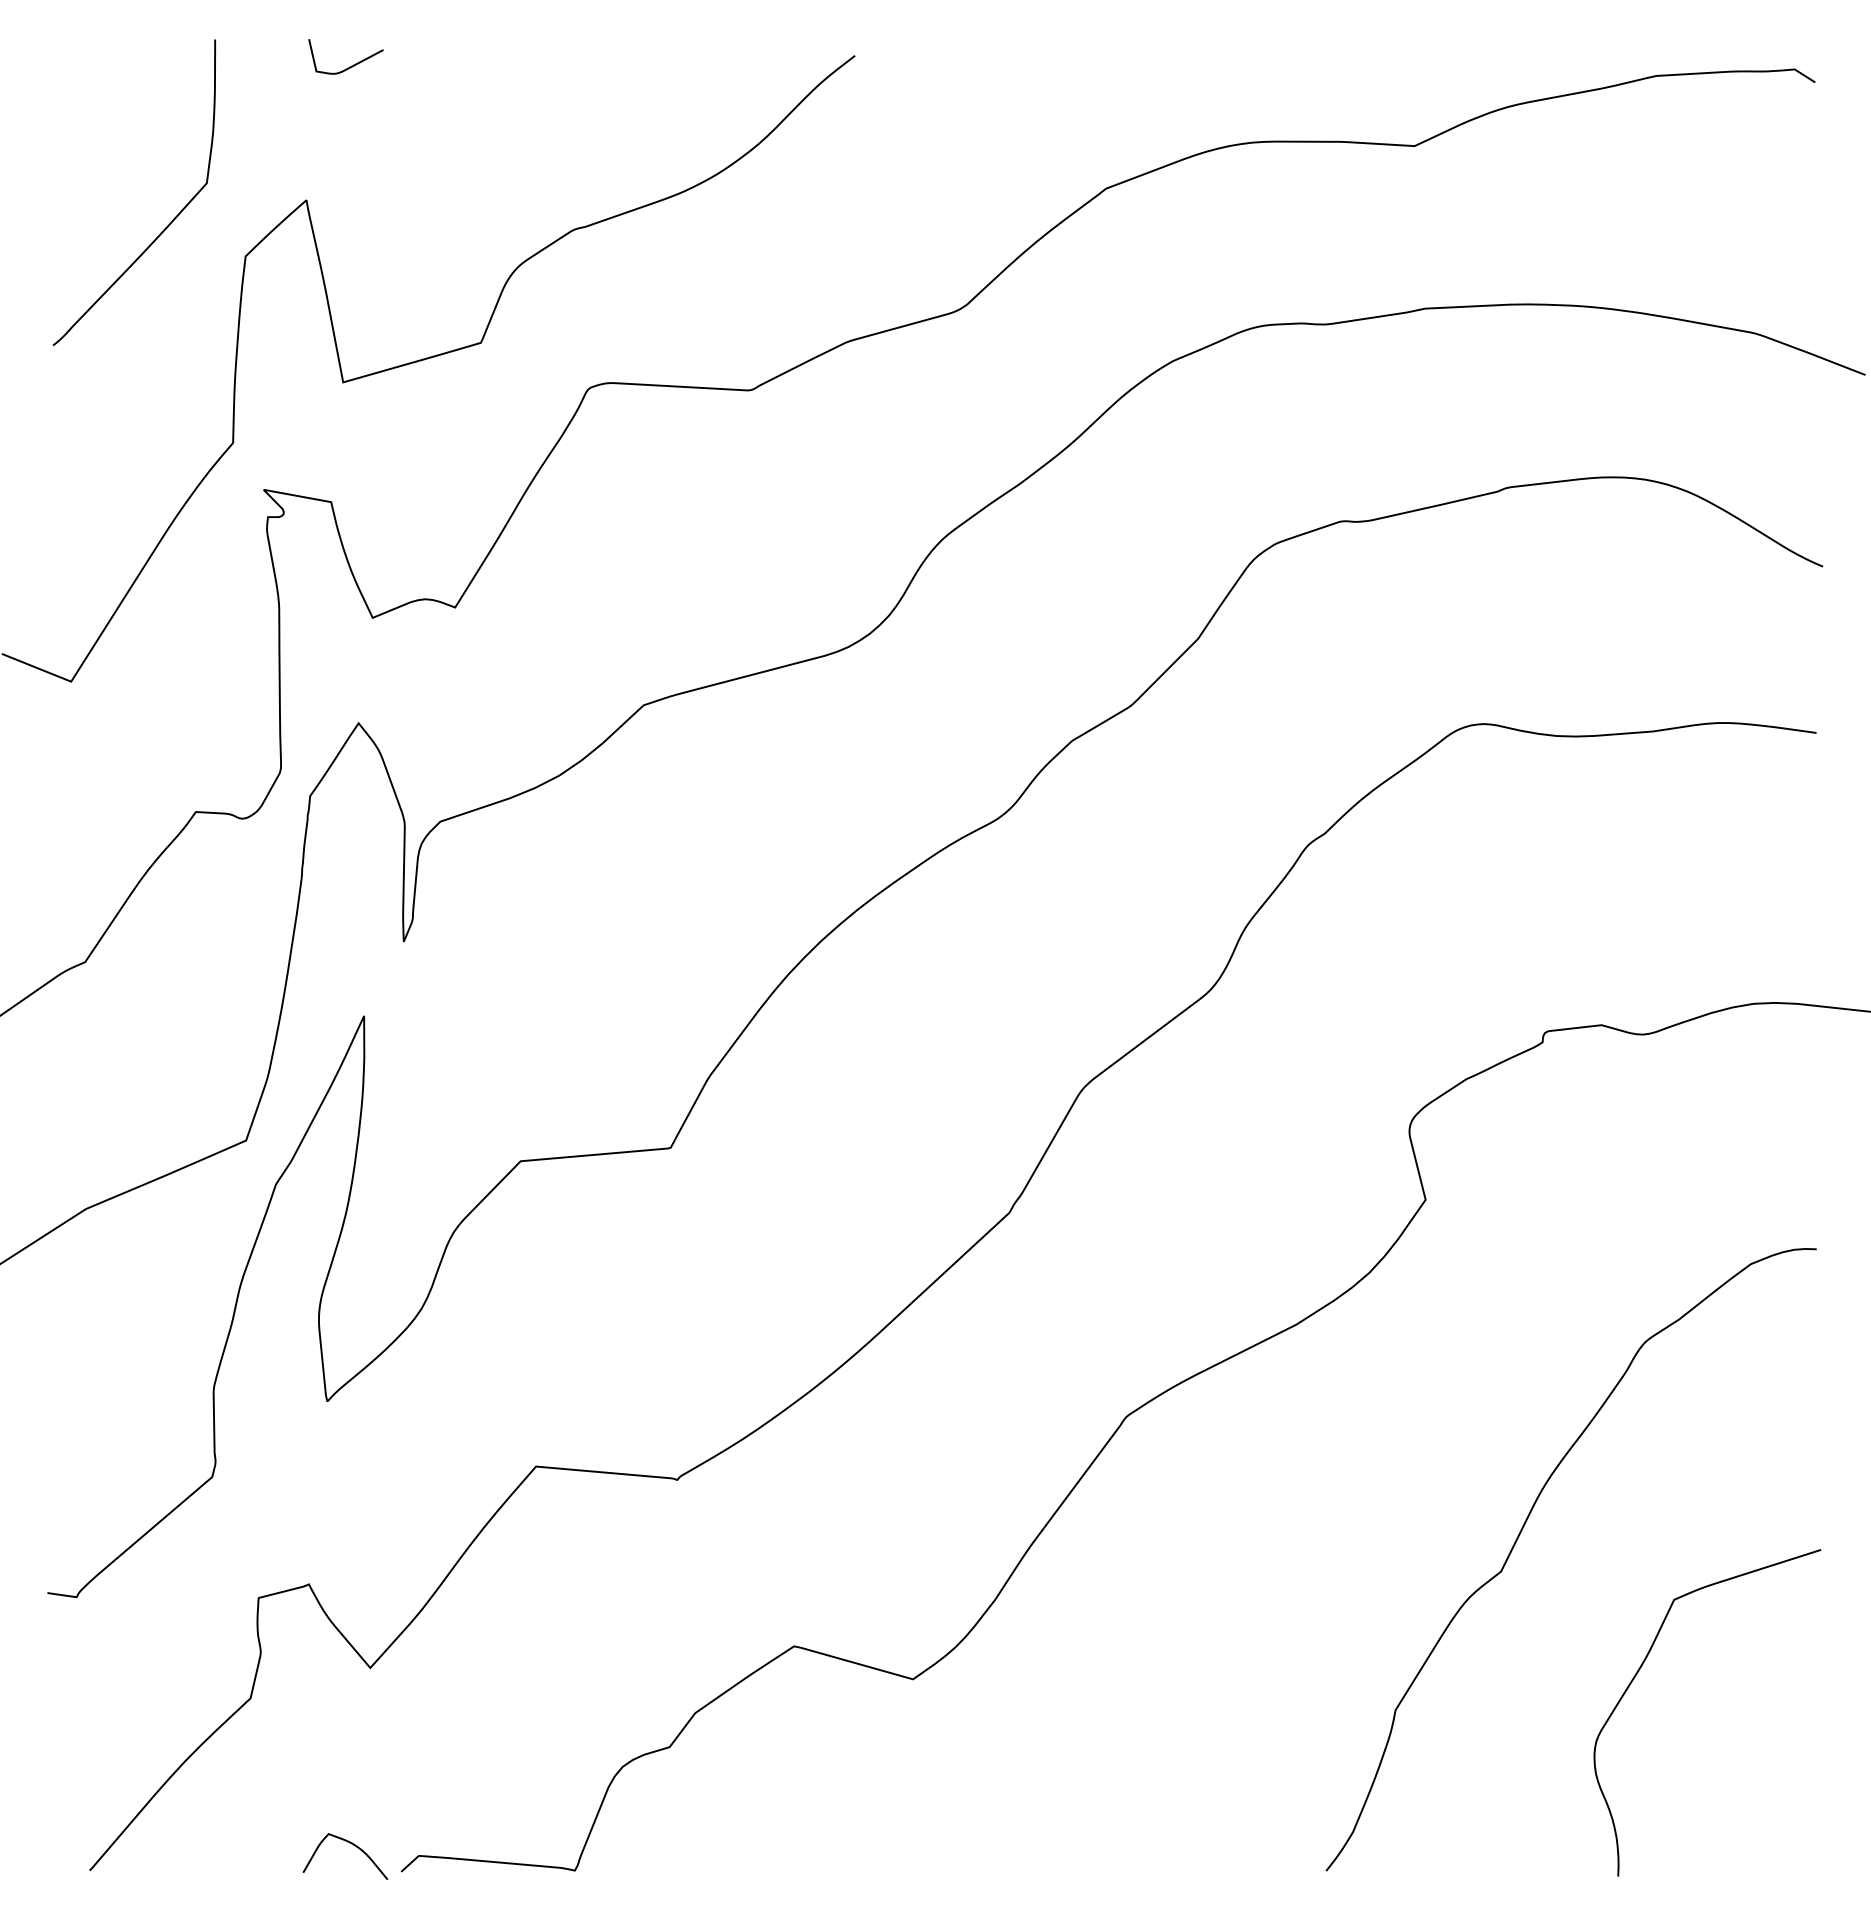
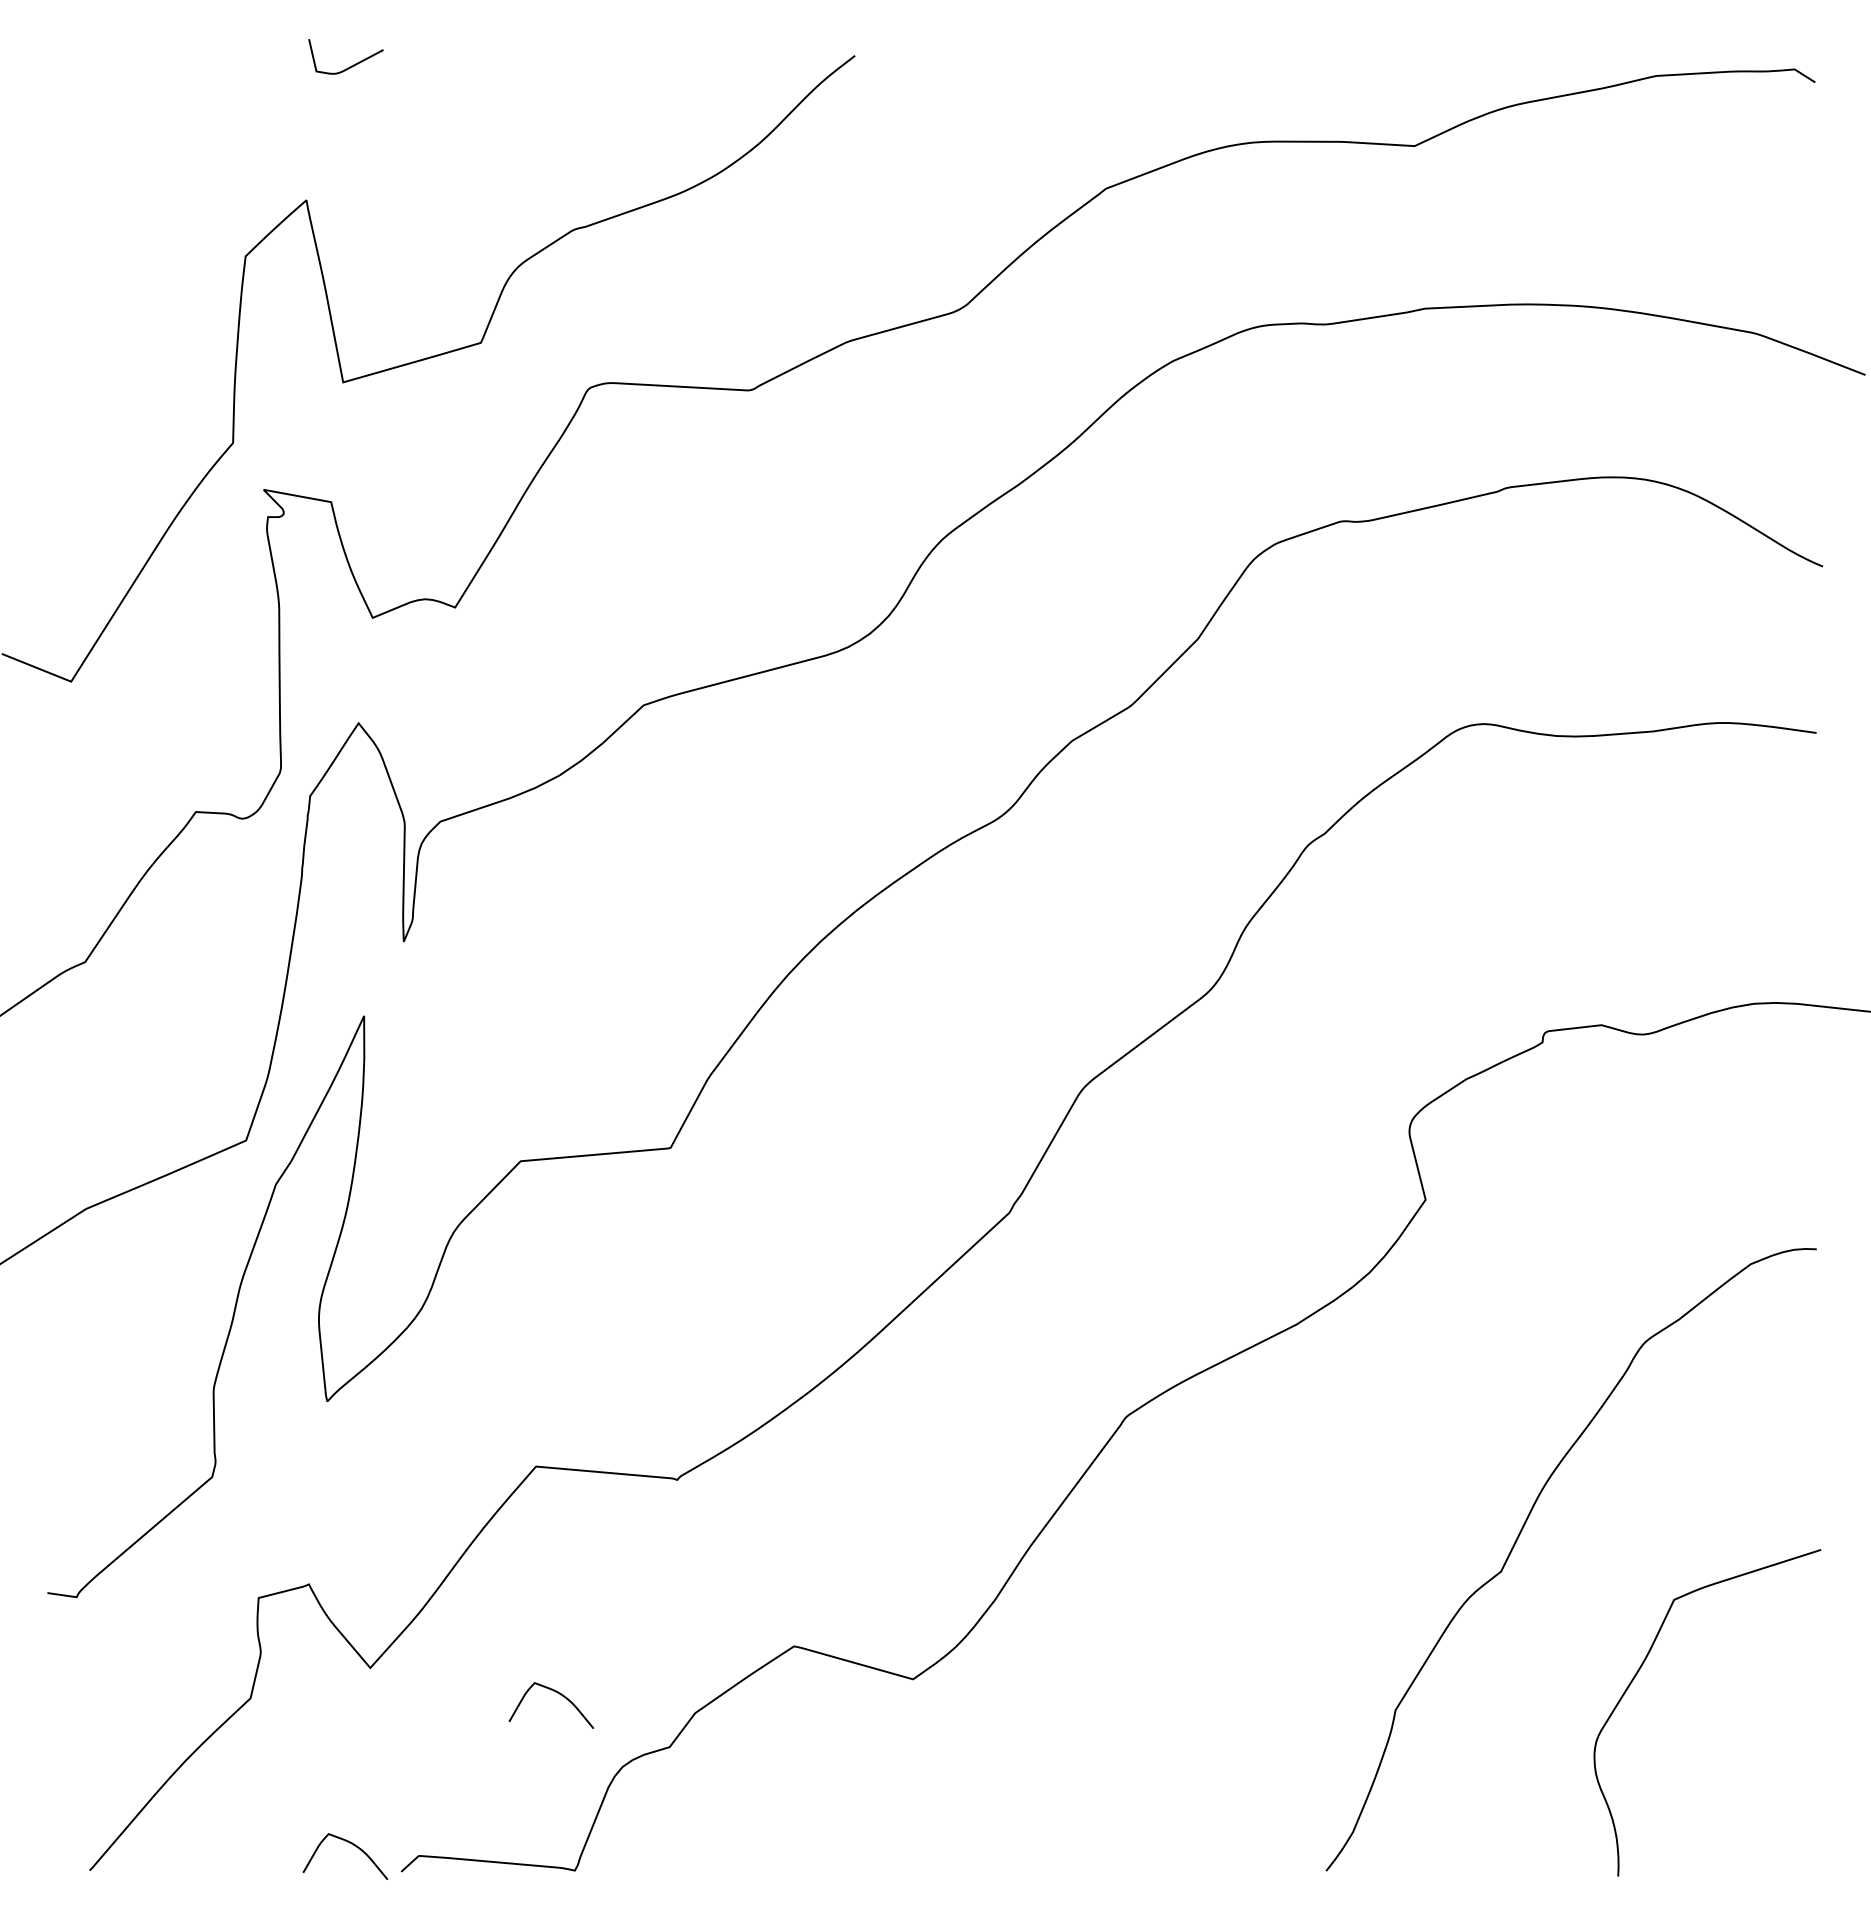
curve: present -> none (171, 220)
curve: none -> present (557, 1693)
